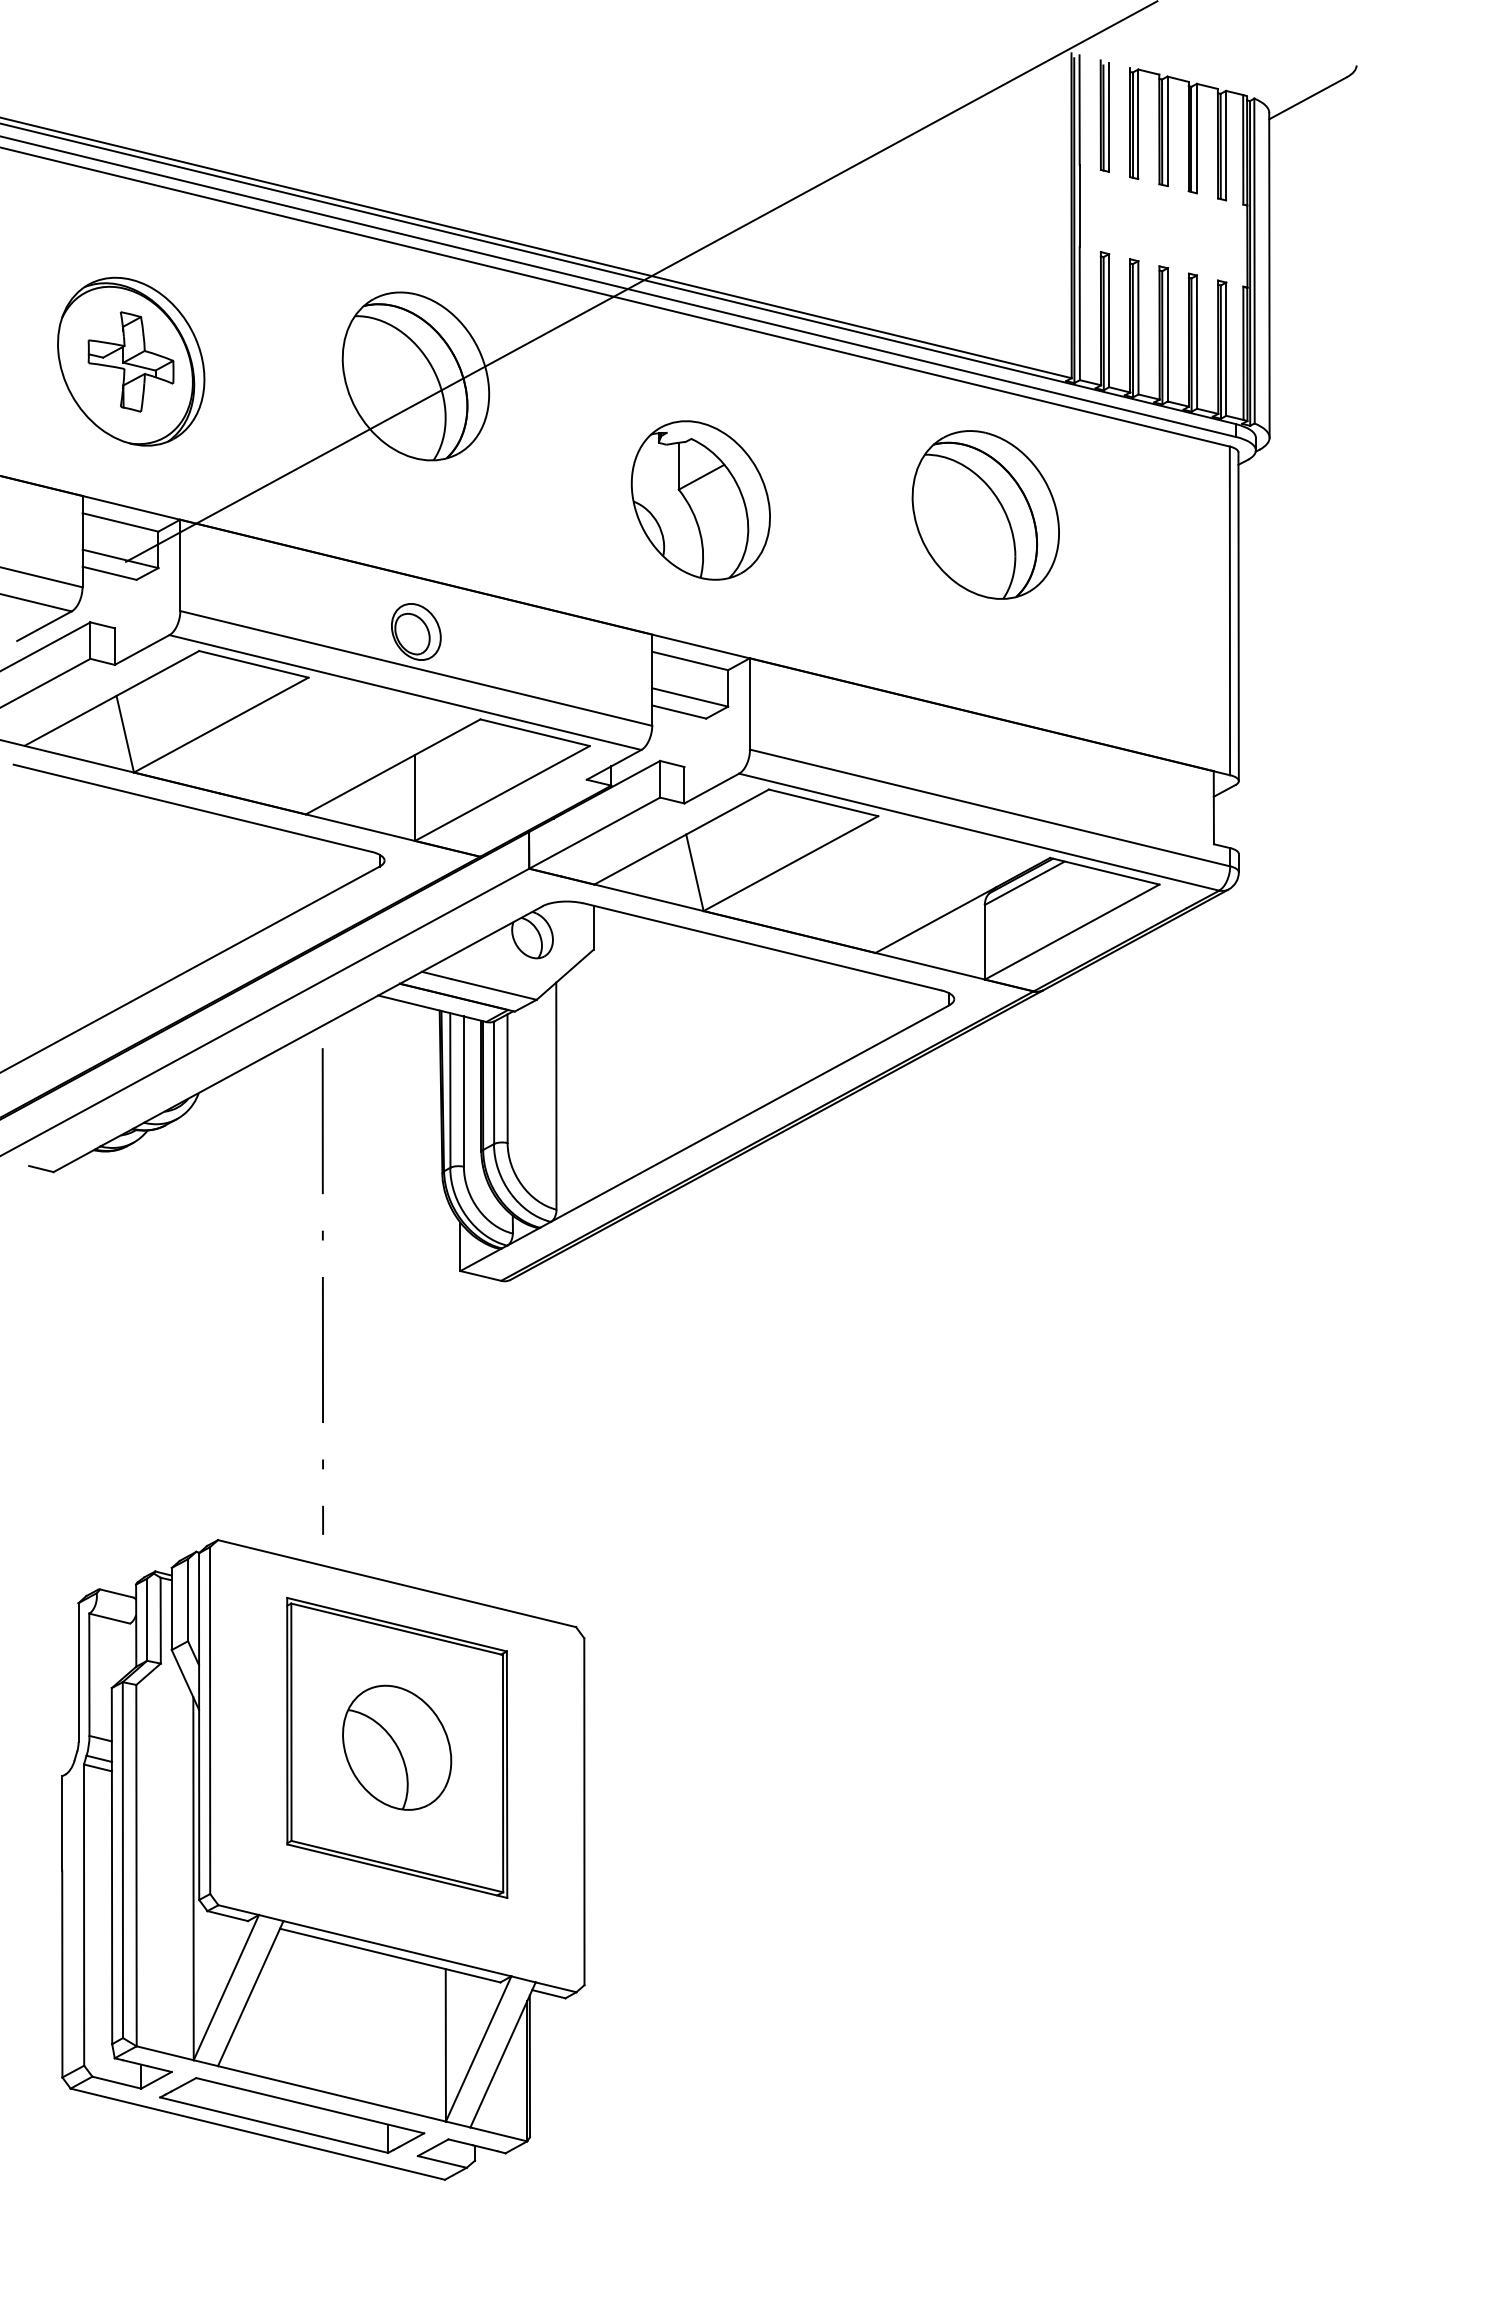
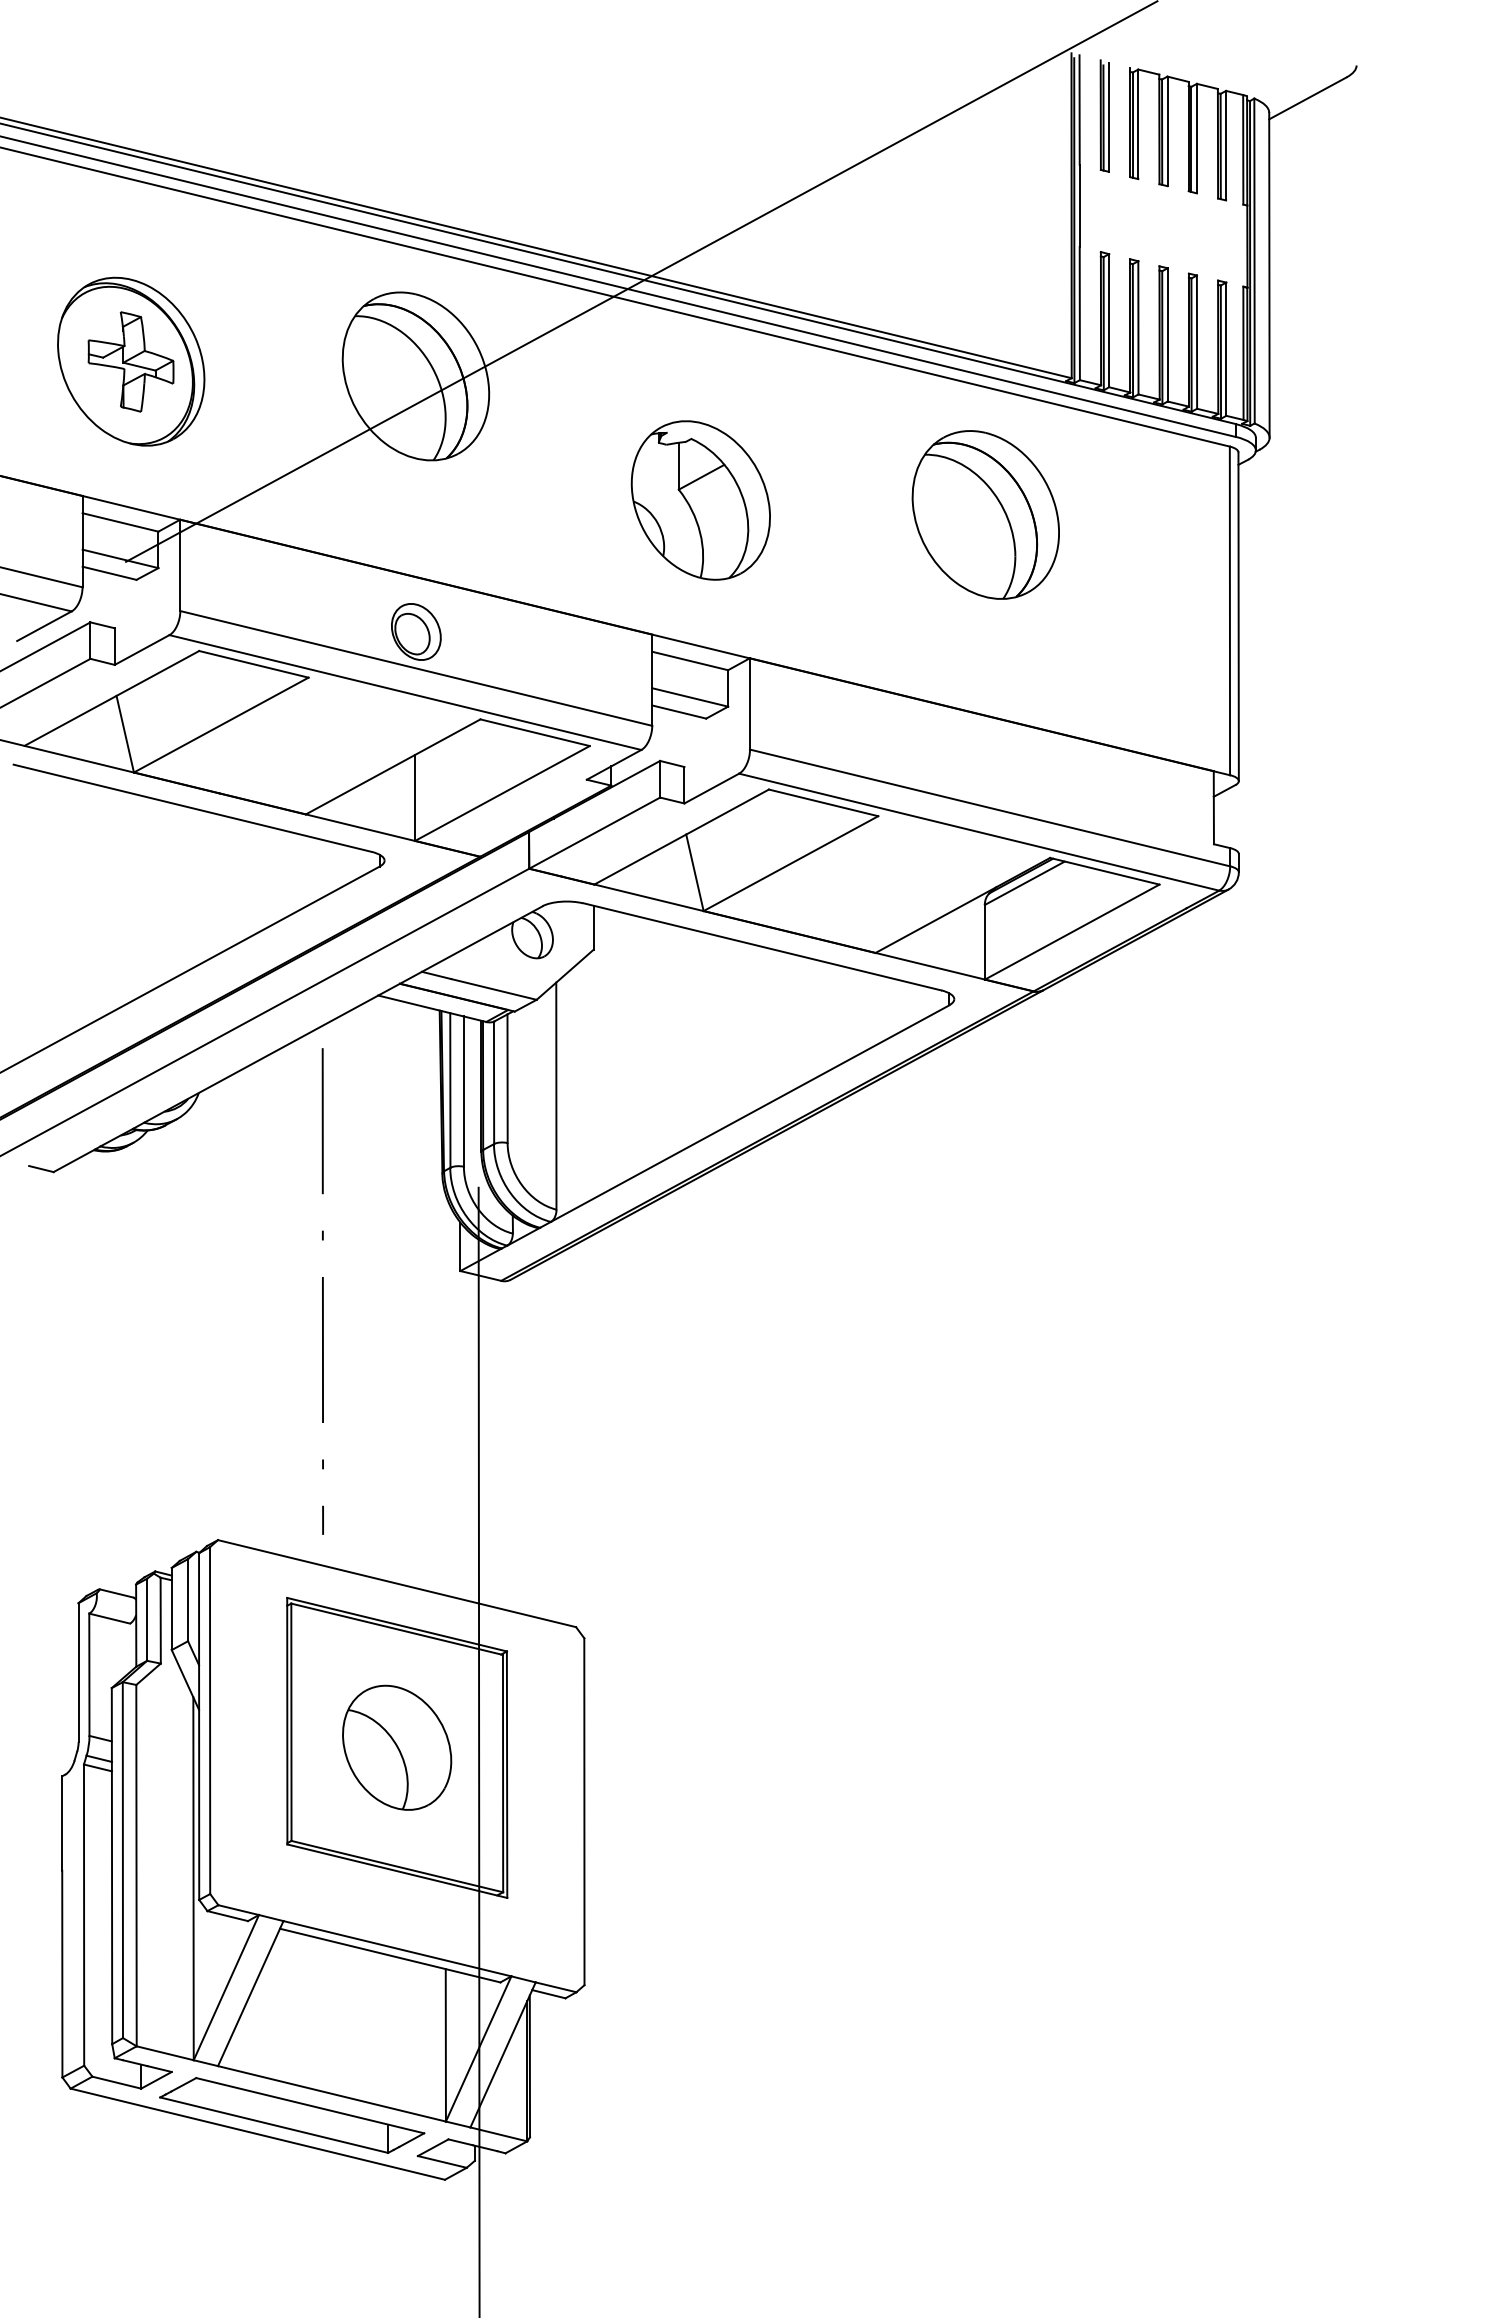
line: none -> present (478, 1750)
